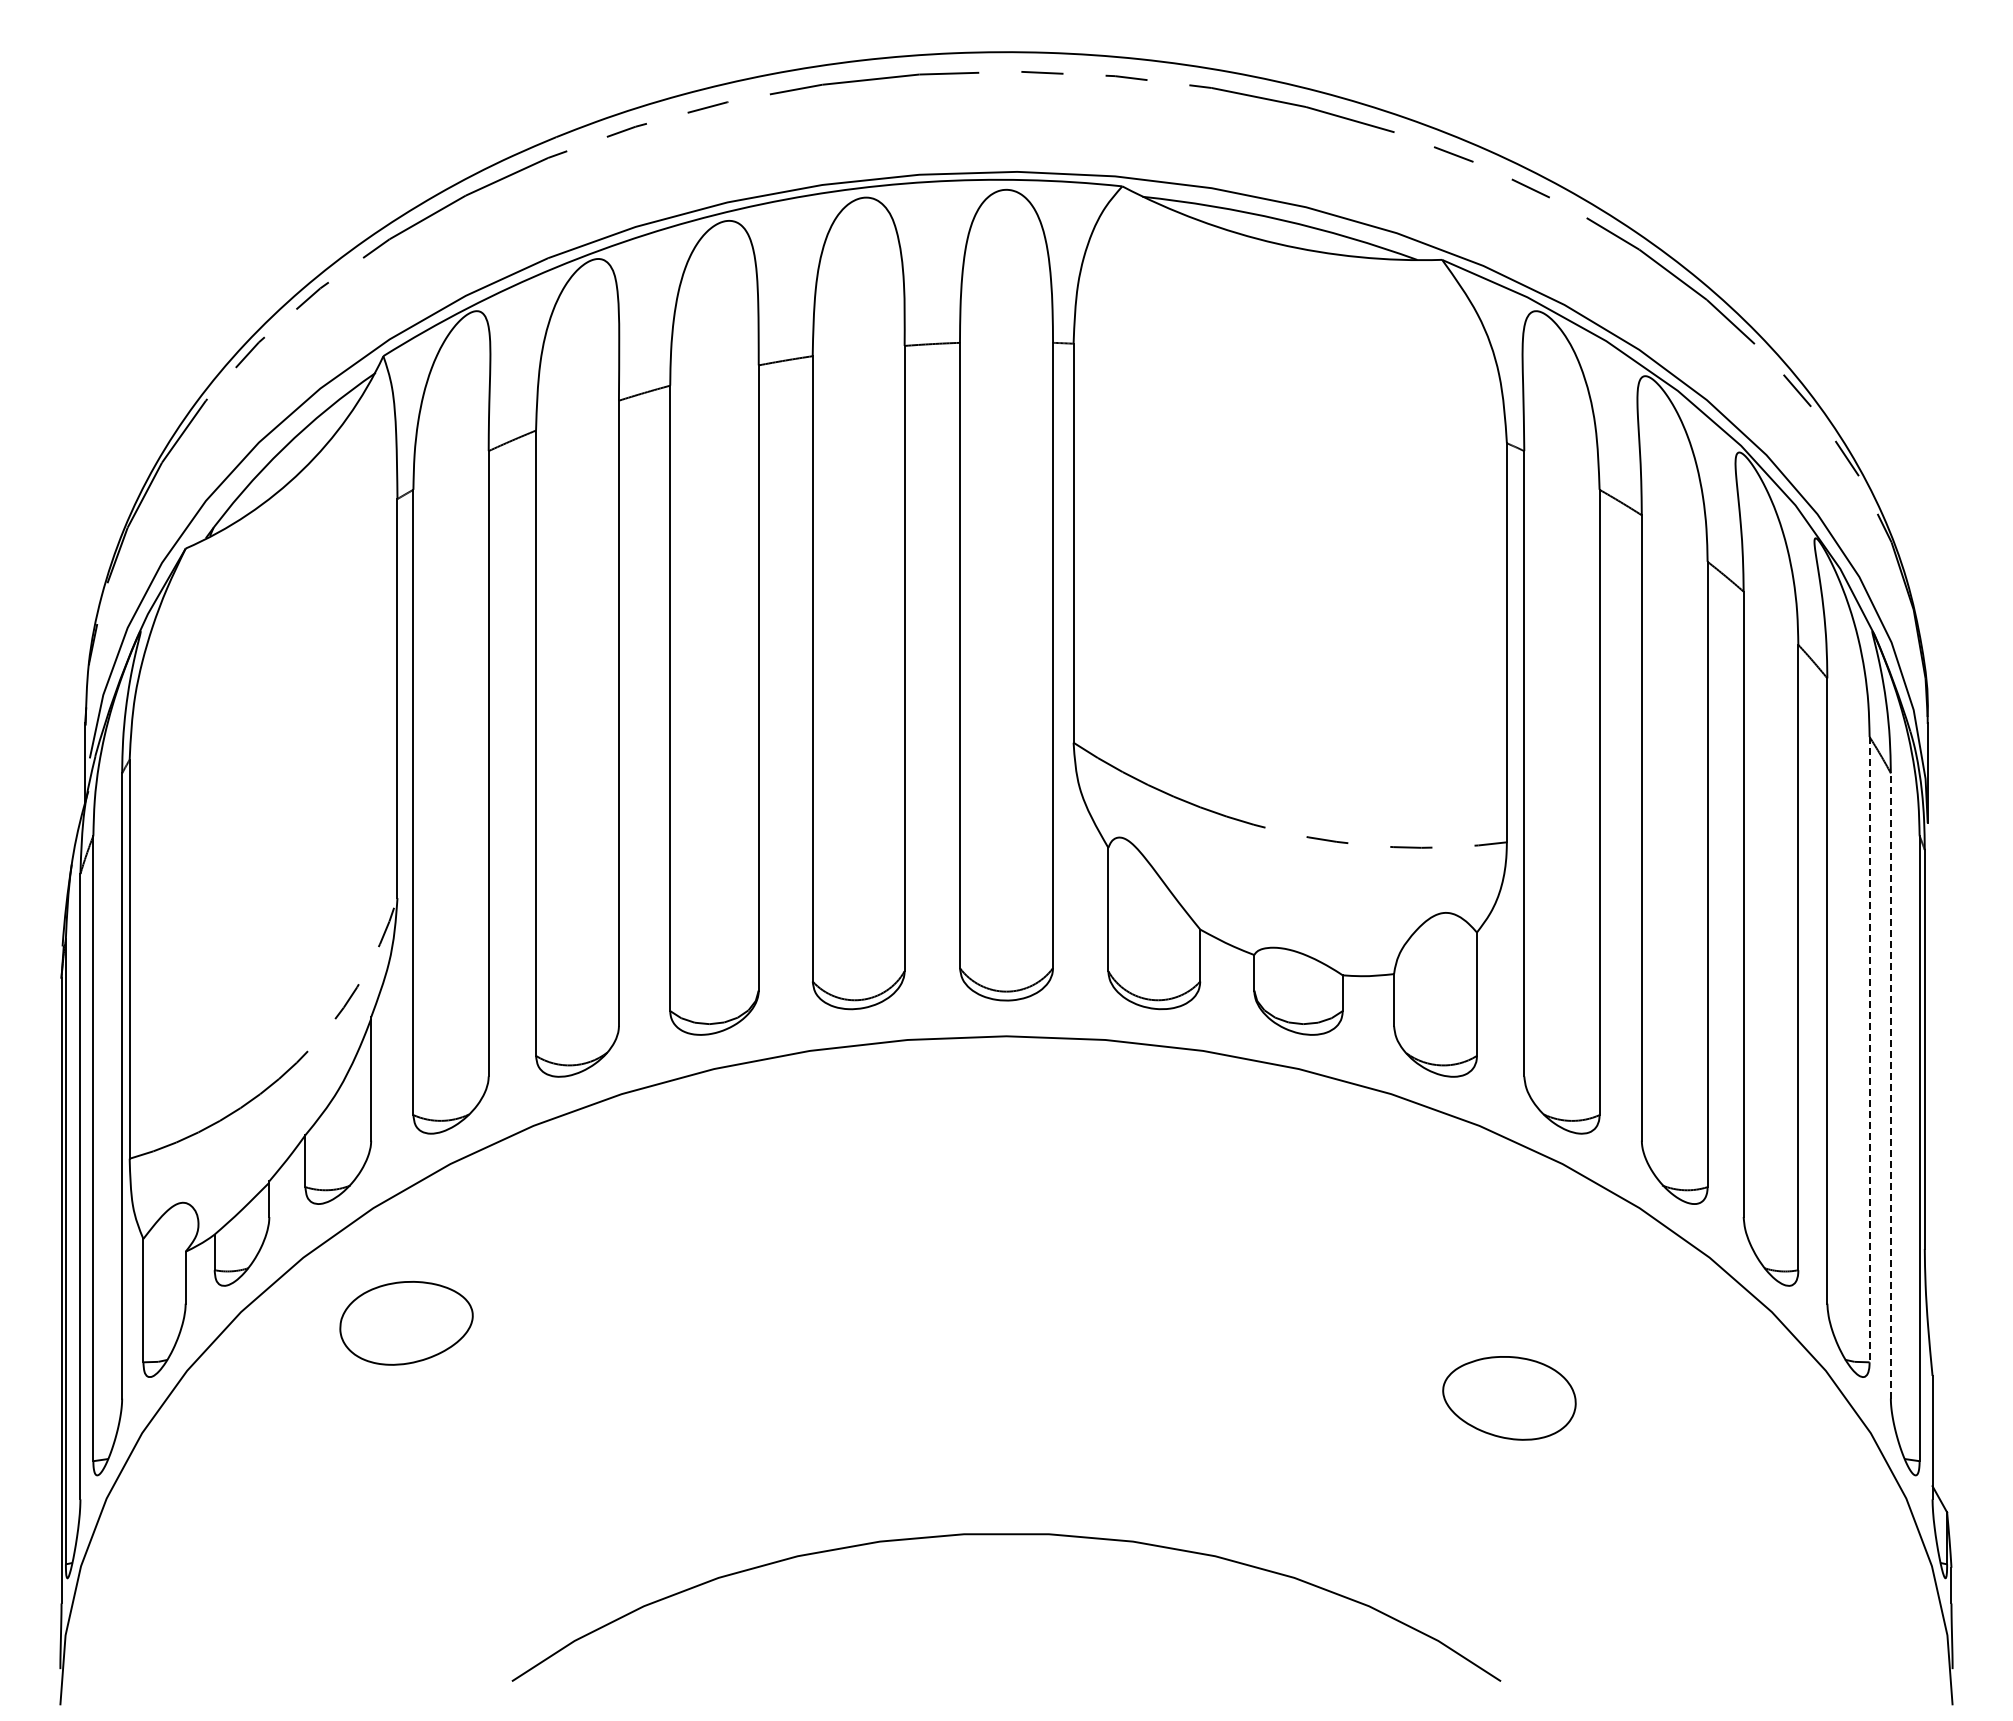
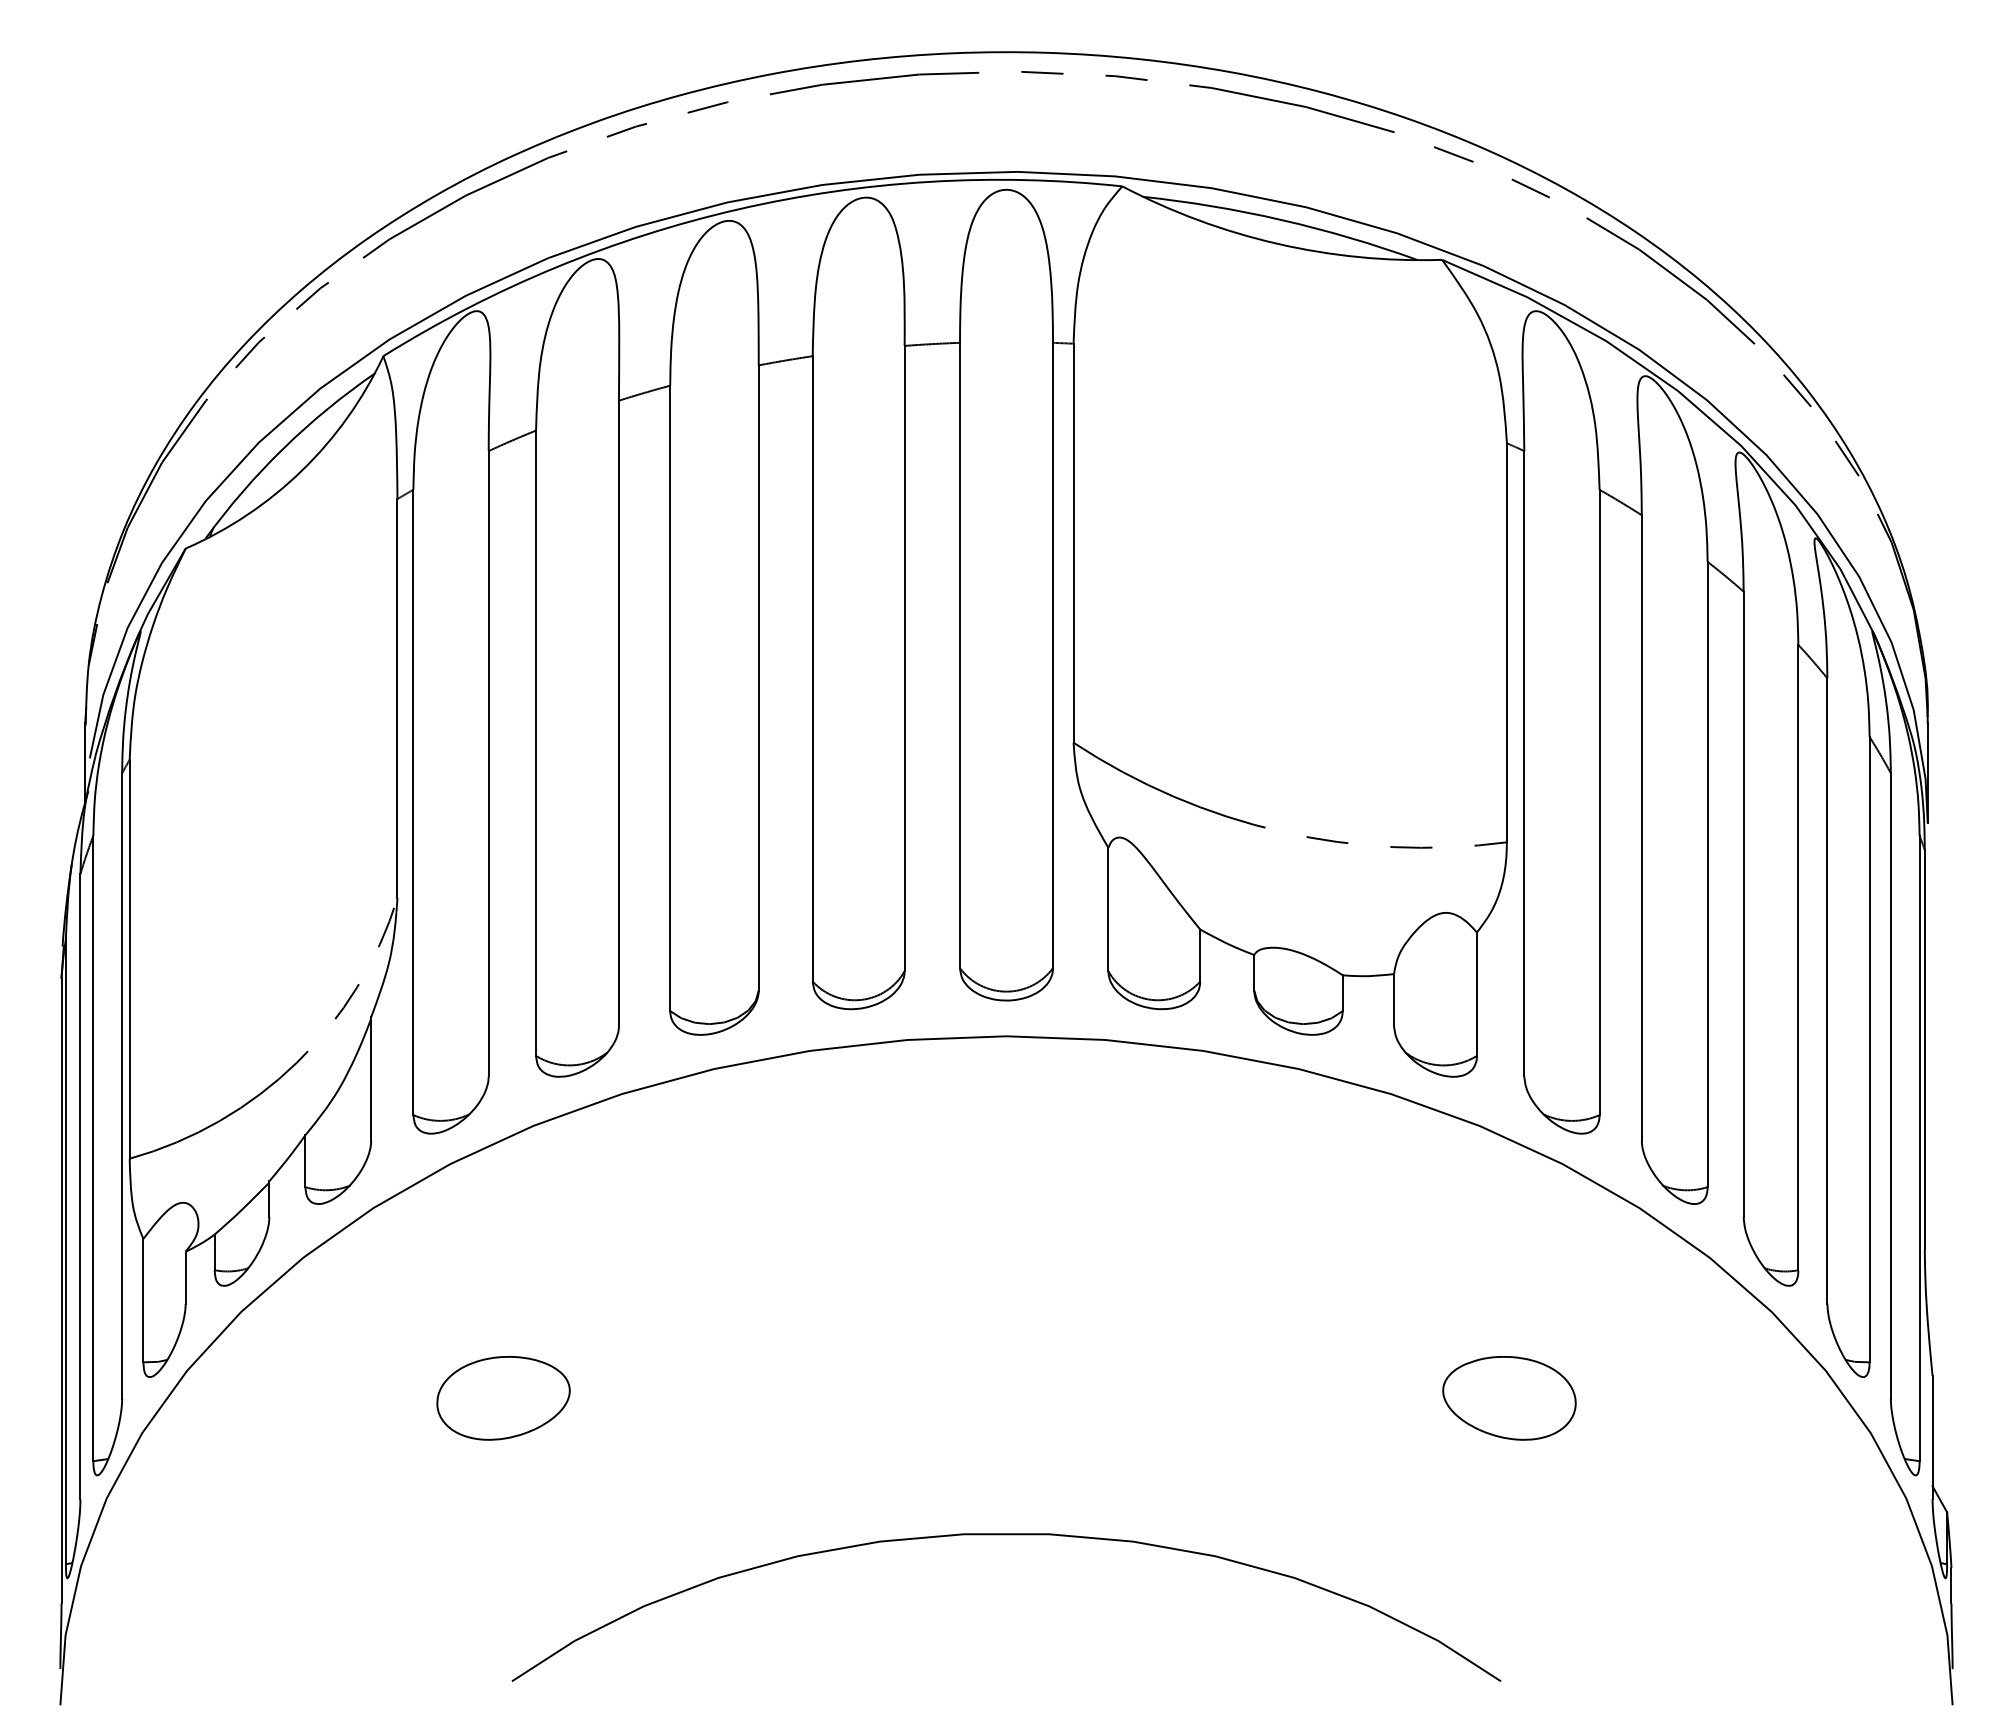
line: dashed -> solid (1869, 1049)
line: dashed -> solid (1890, 1085)
part position: (406, 1323) -> (503, 1398) (503, 1398)
